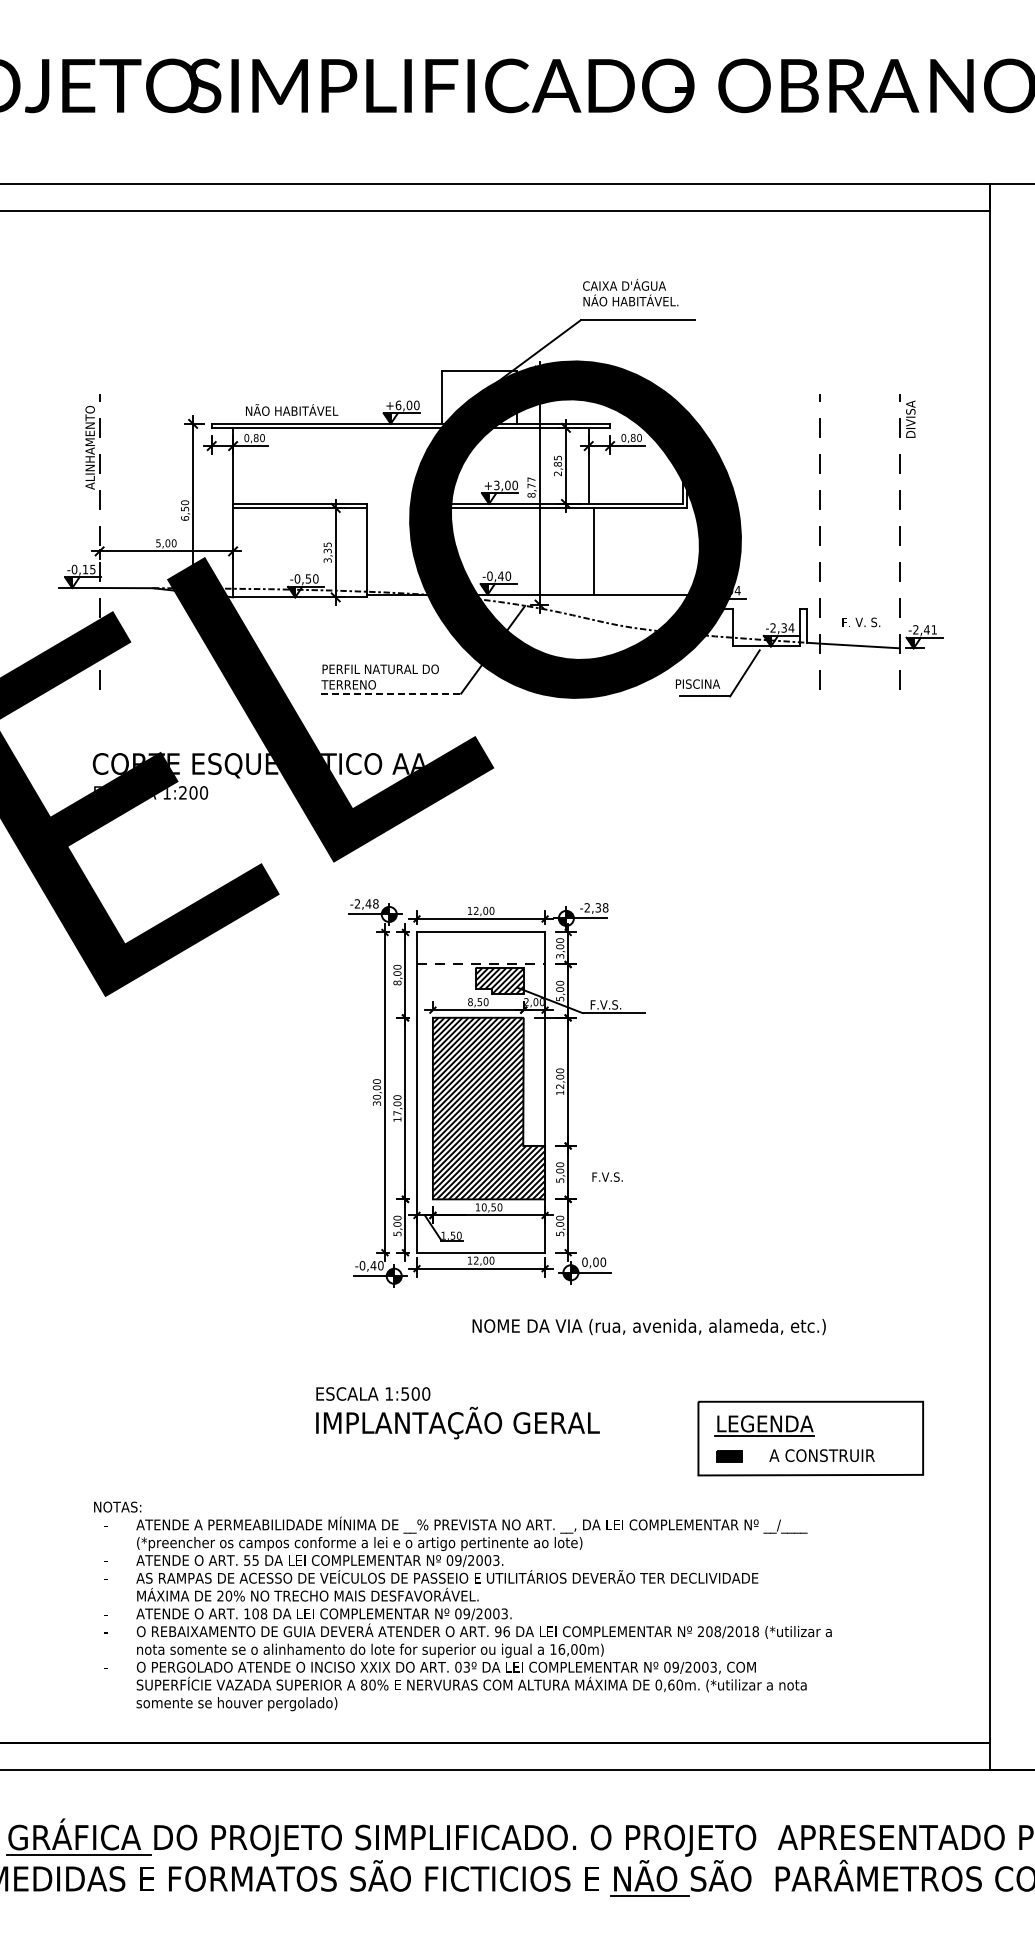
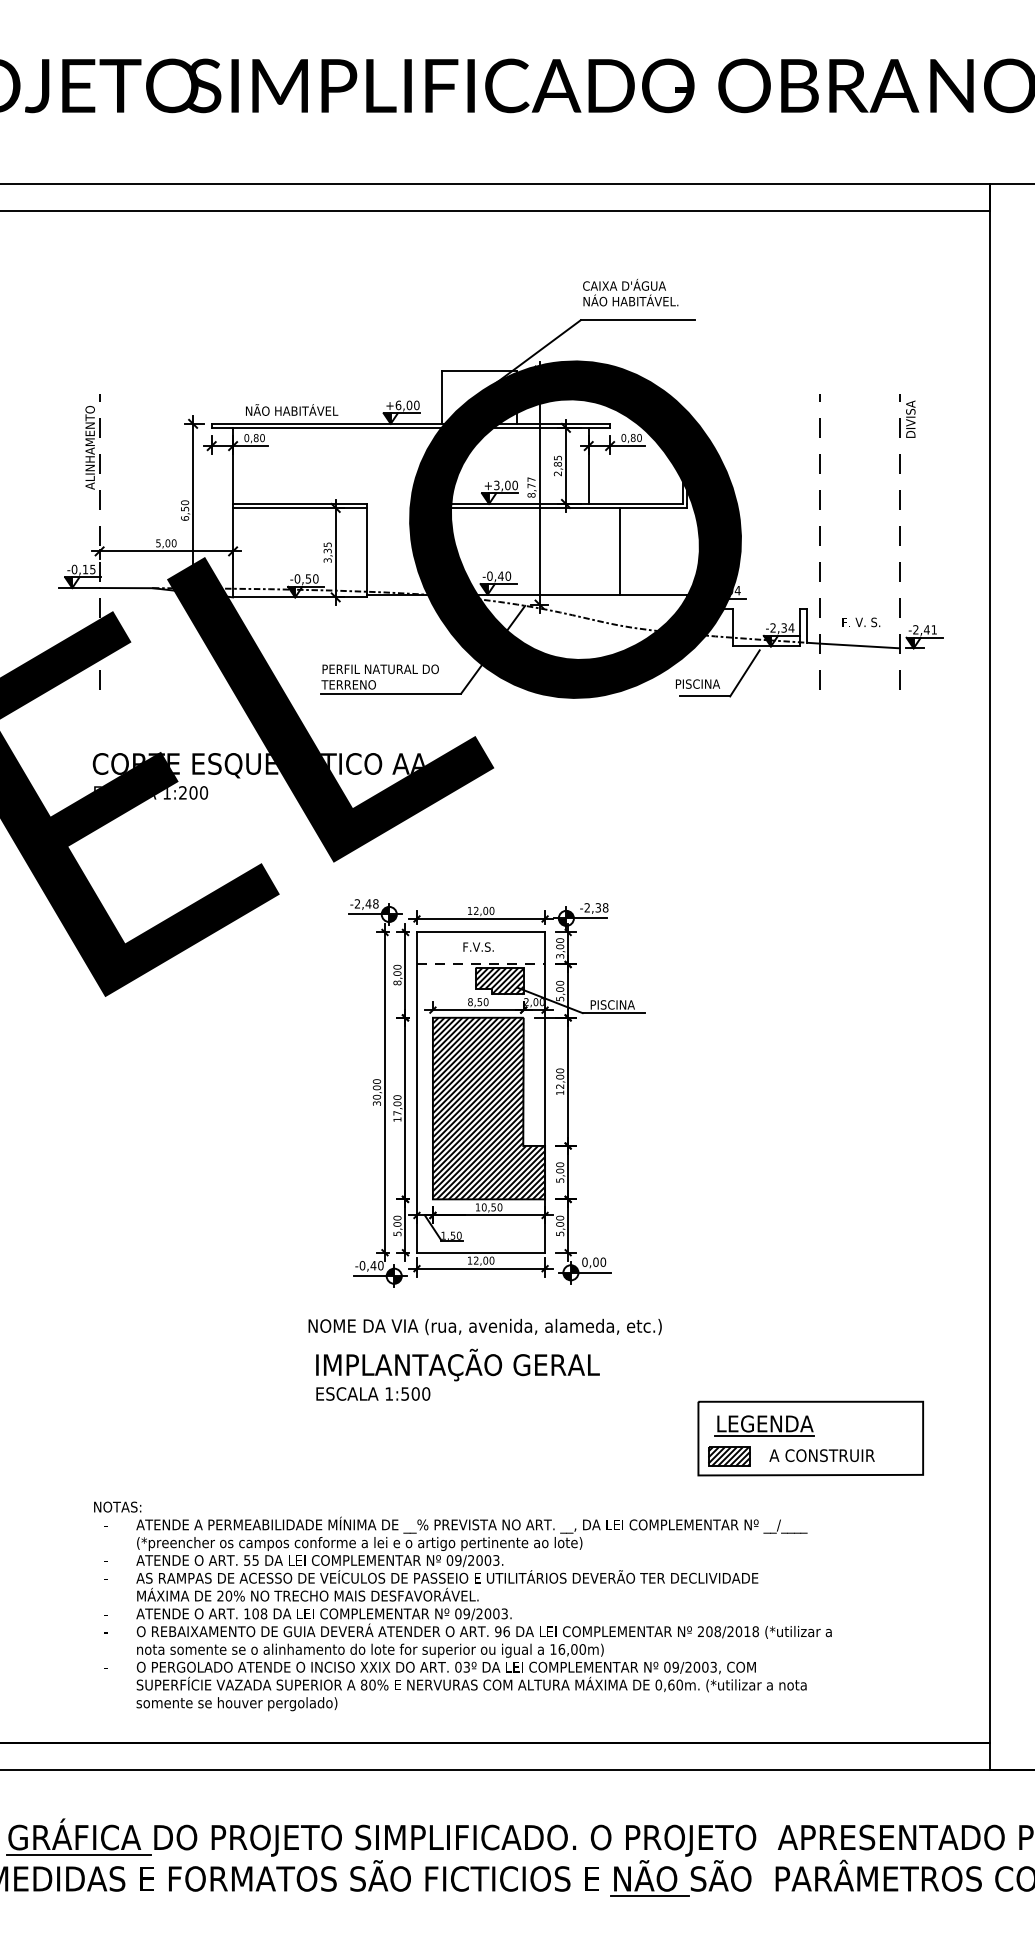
line position: (594, 550) -> (620, 550) (620, 550)
line: dashed -> solid (391, 693)
text: F.V.S. -> PISCINA (613, 1004)
text position: (607, 1176) -> (478, 946) (478, 946)
text position: (648, 1326) -> (484, 1326) (484, 1326)
text position: (457, 1422) -> (457, 1364) (457, 1364)
part size: 27x13 px -> 43x21 px (729, 1456)
